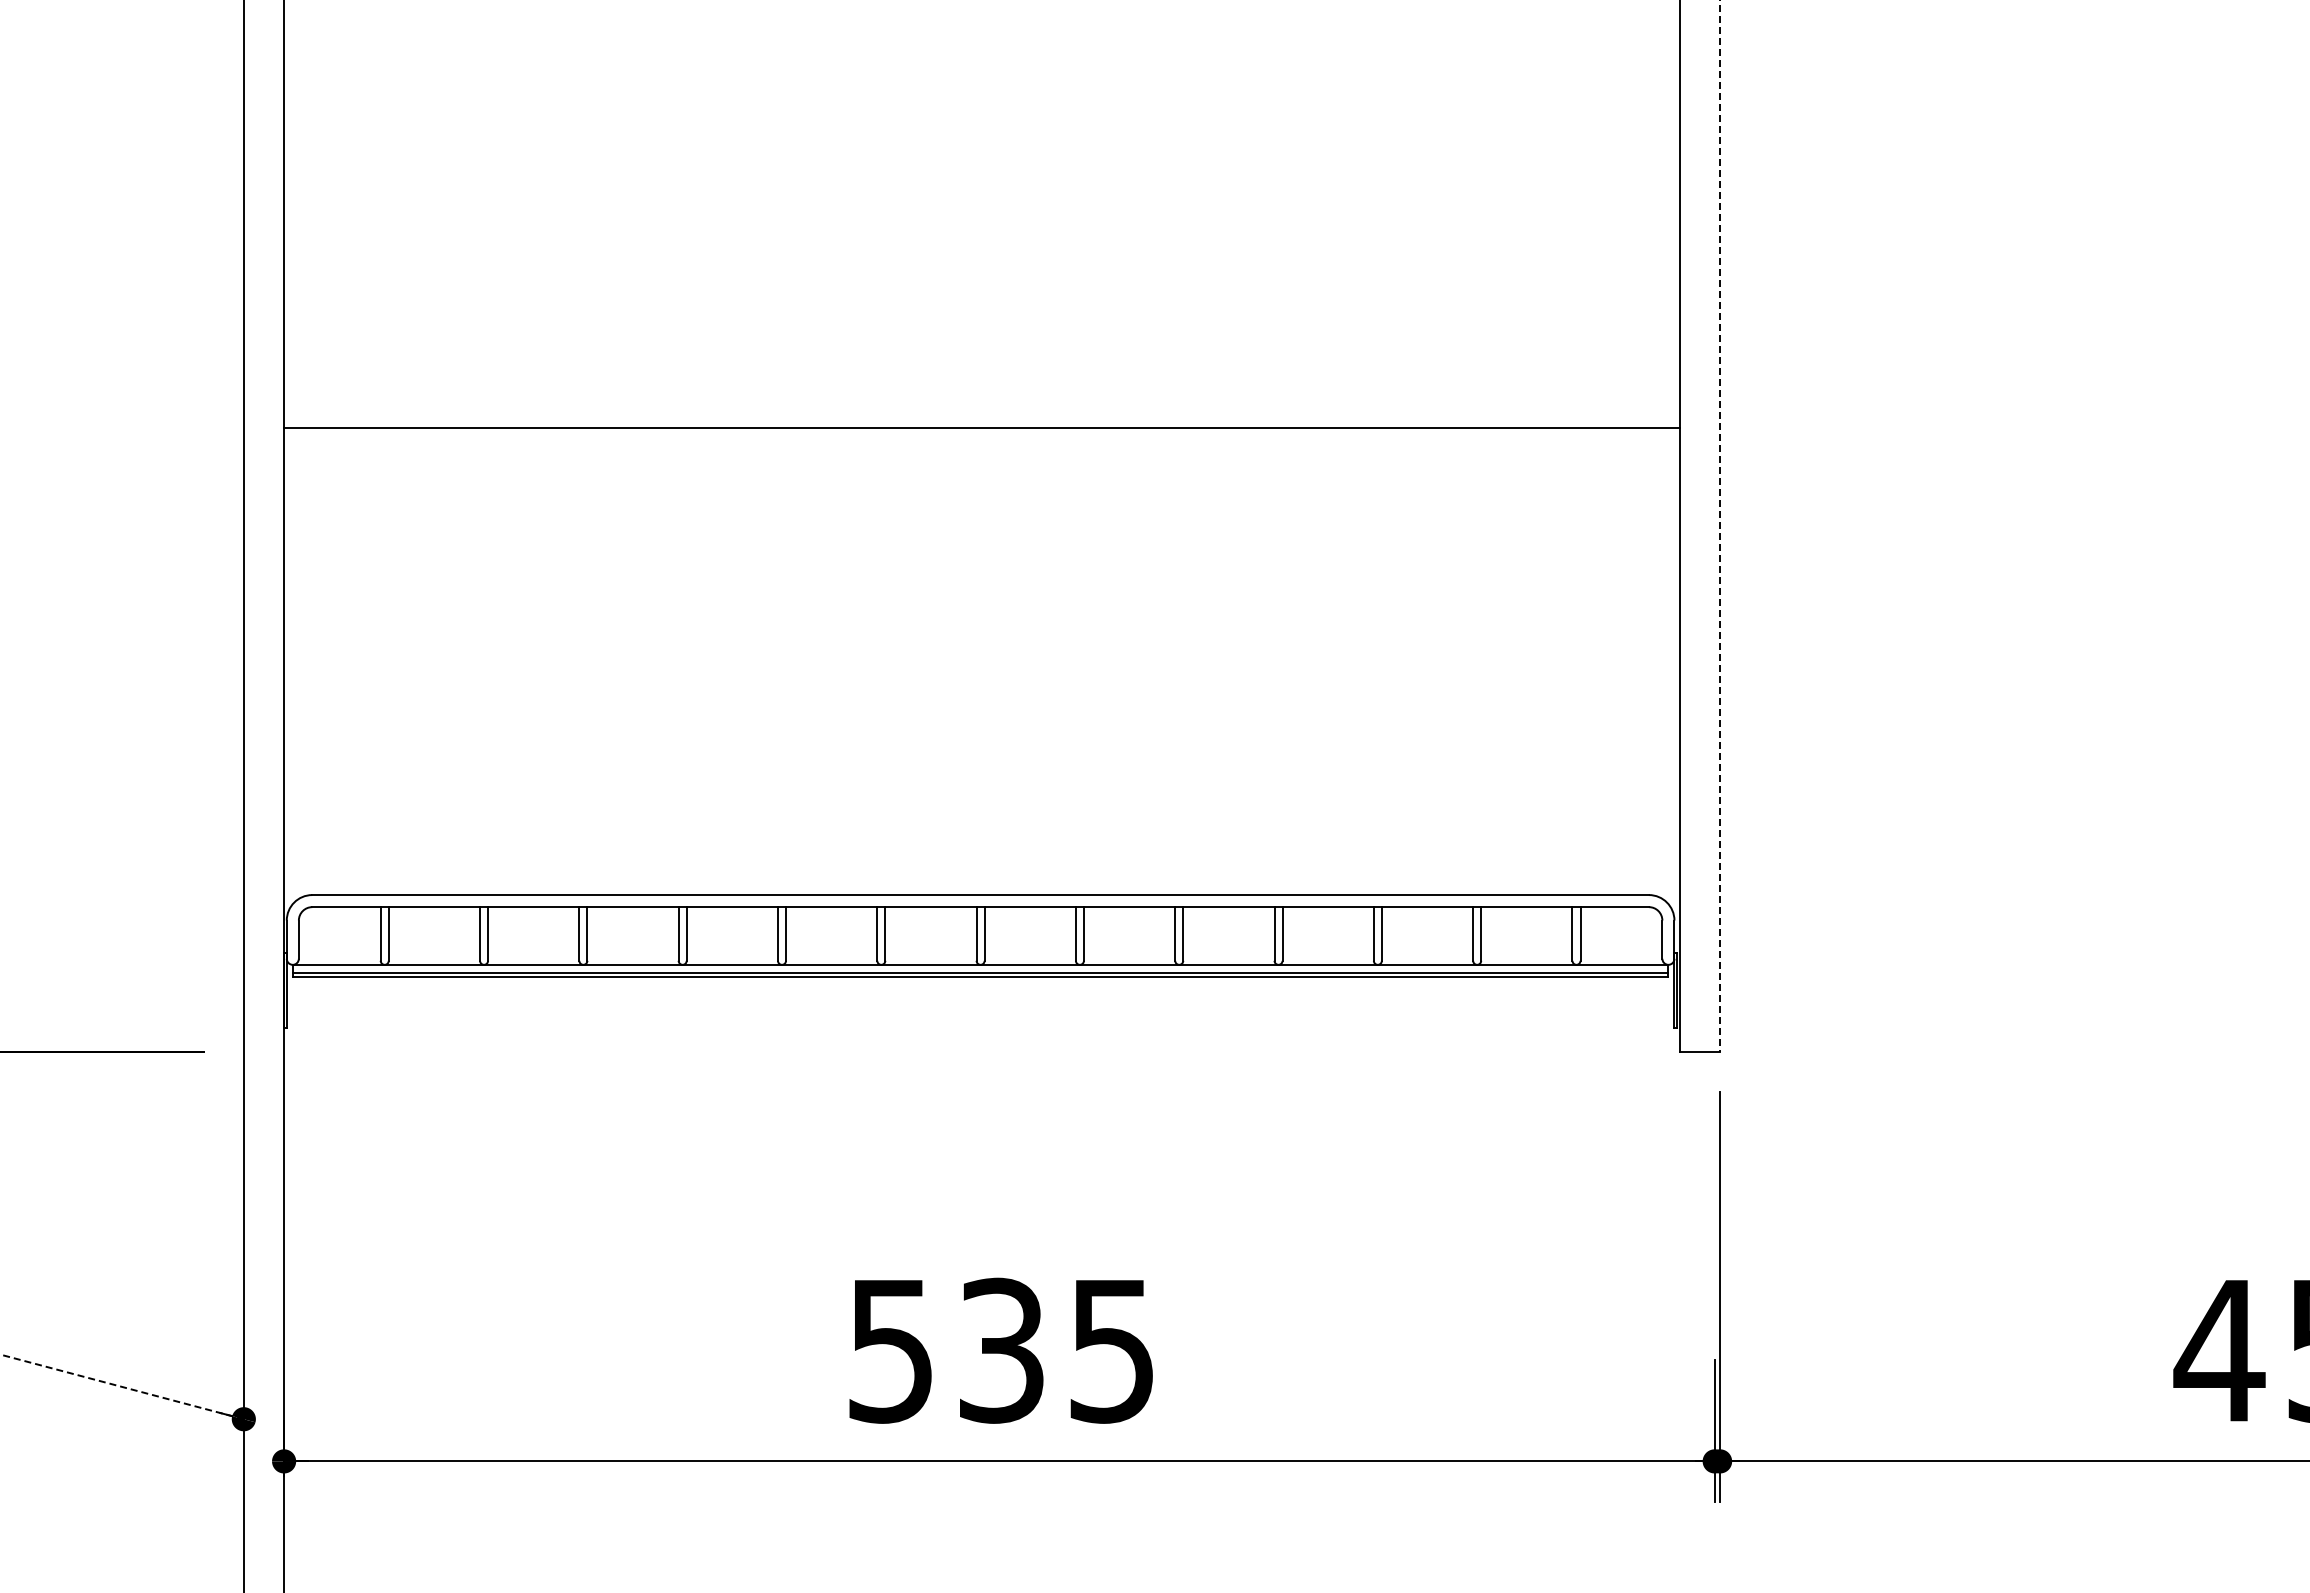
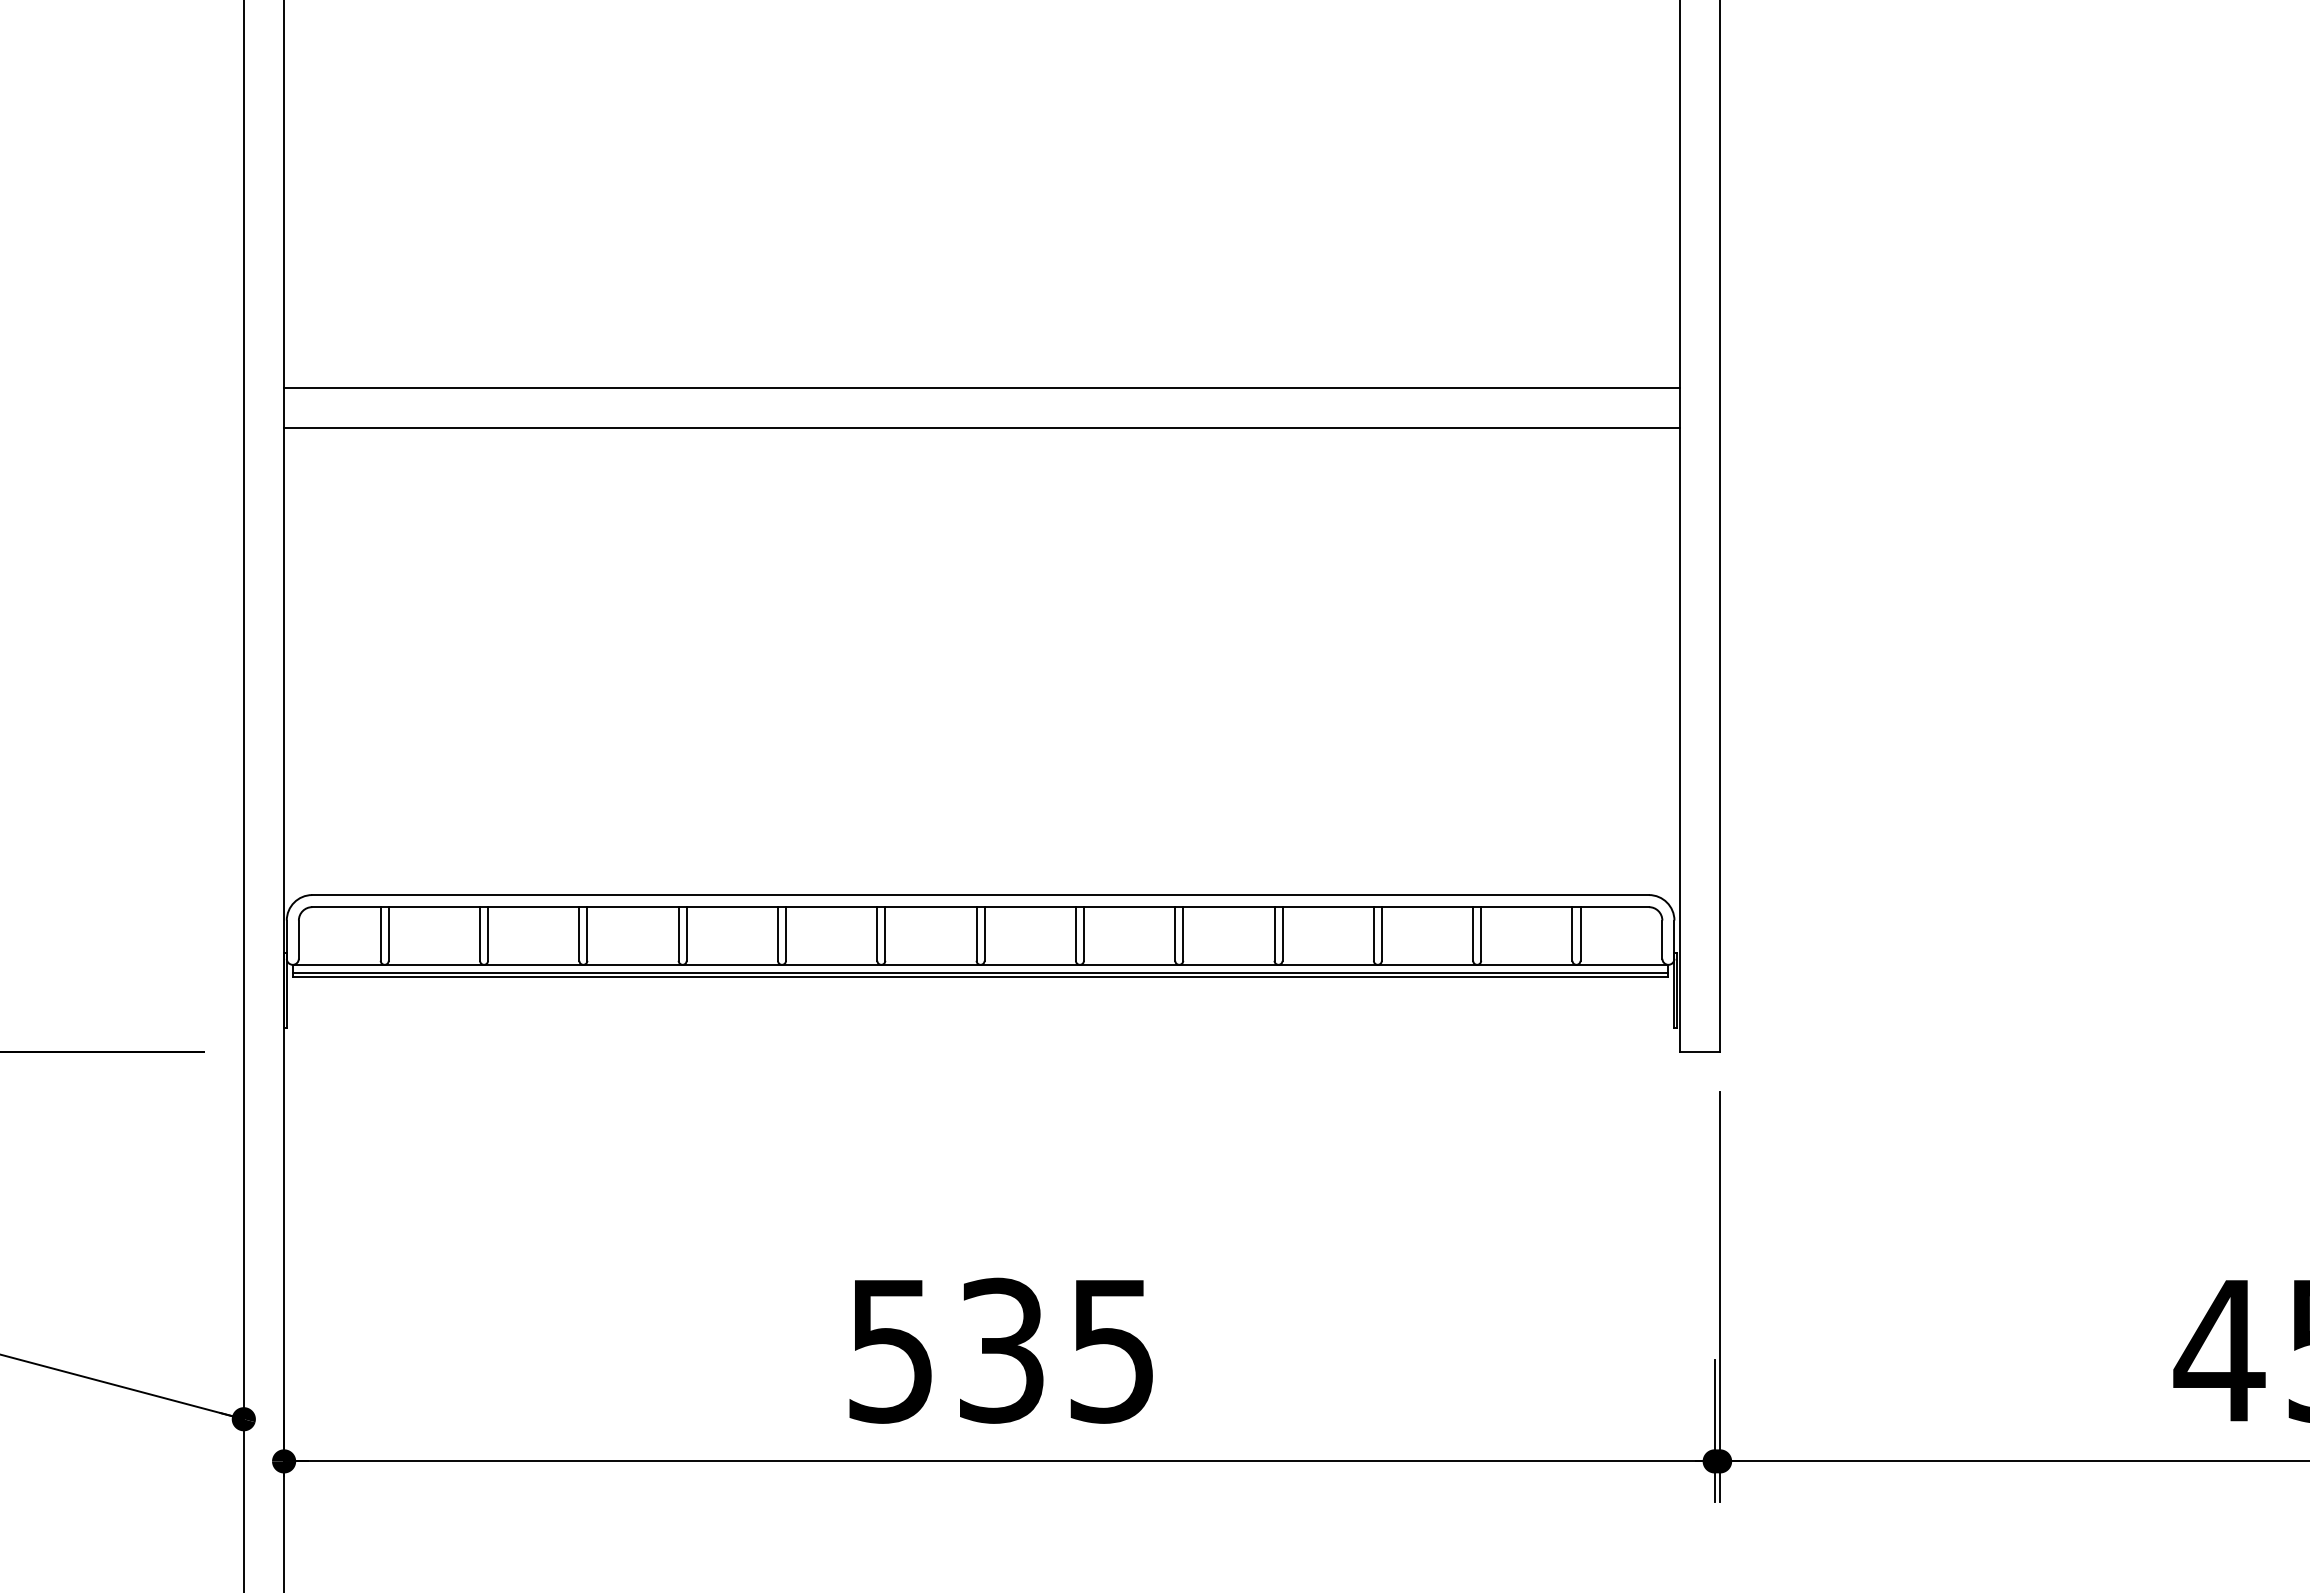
line: none -> present (981, 387)
line: dashed -> solid (1720, 526)
line: dashed -> solid (122, 1386)
